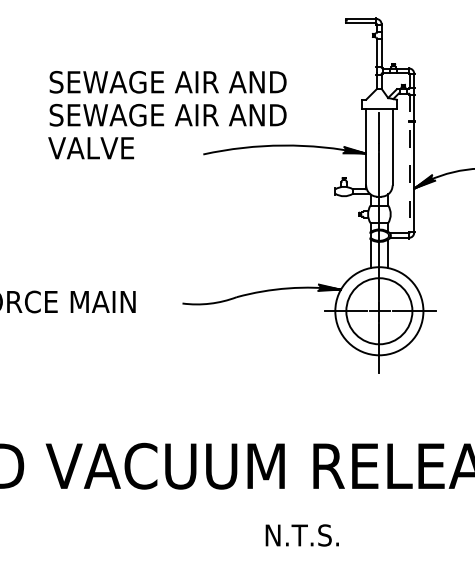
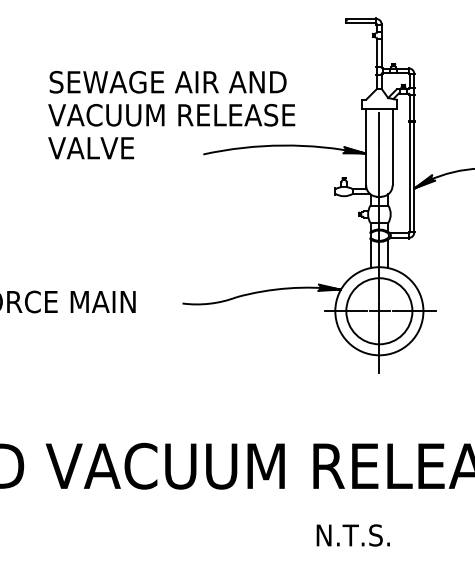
text: SEWAGE AIR AND -> VACUUM RELEASE (171, 114)
line: dashed -> solid (409, 163)
text position: (301, 535) -> (352, 535) (352, 535)
